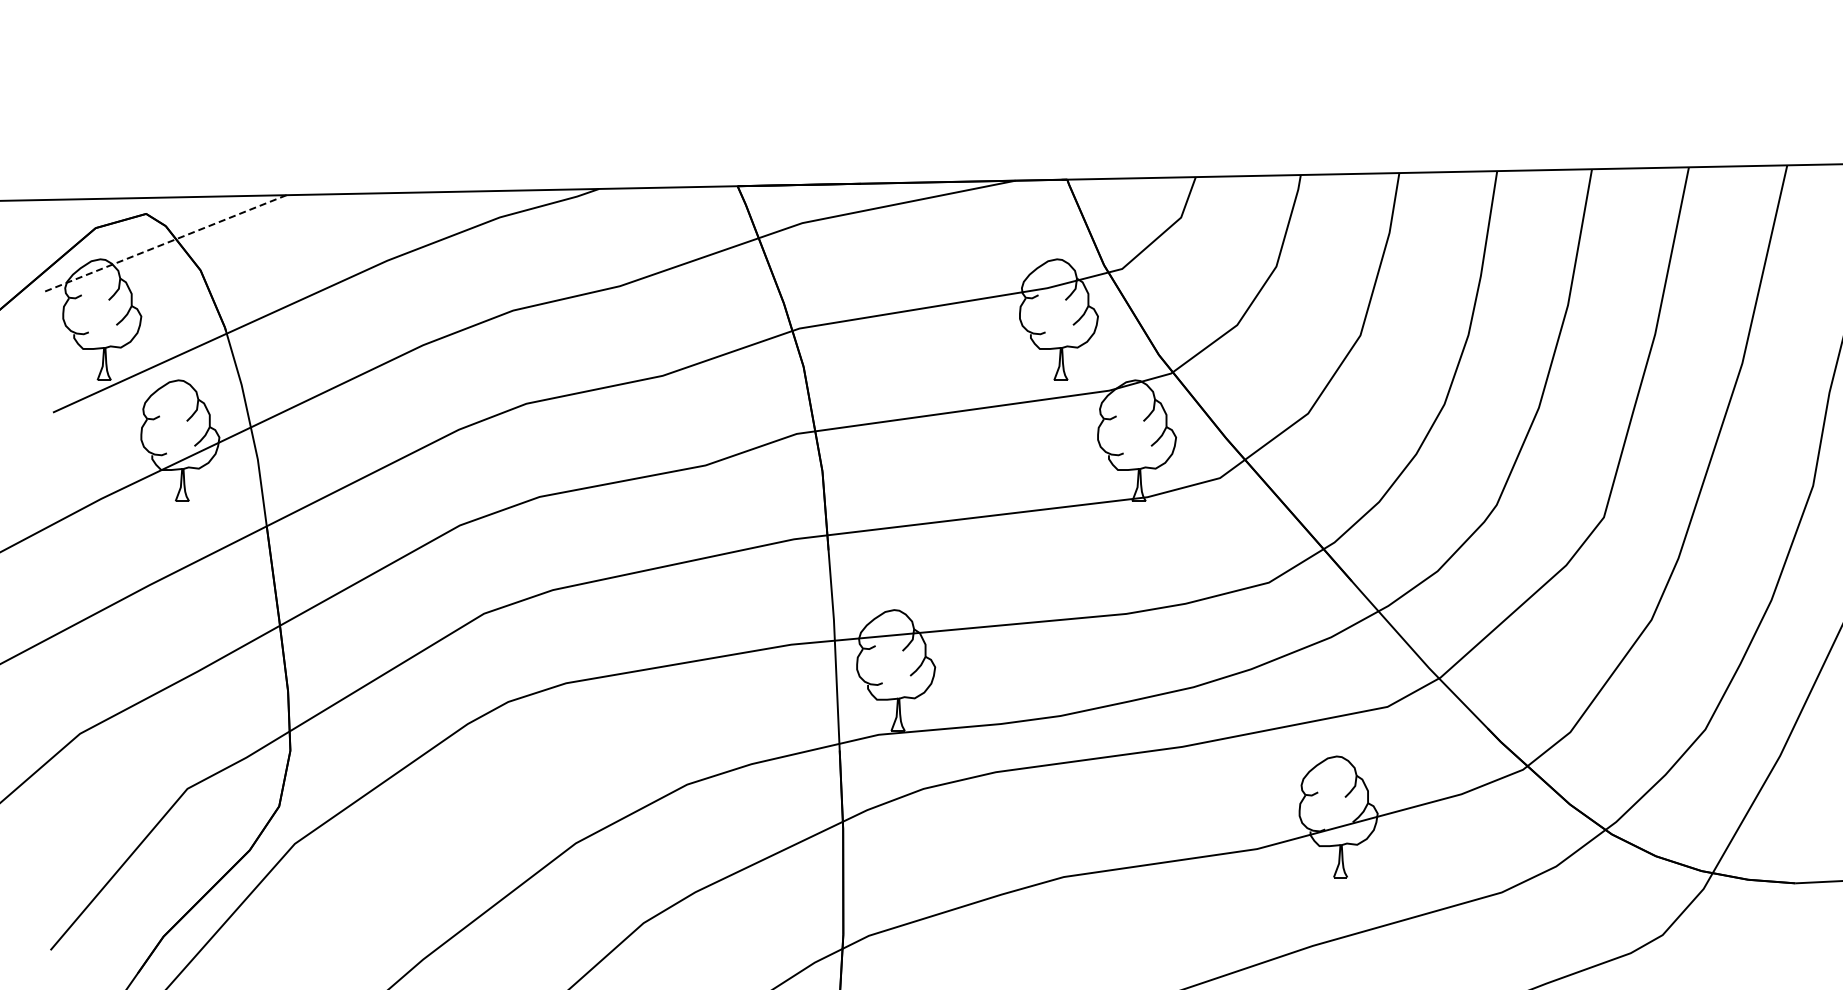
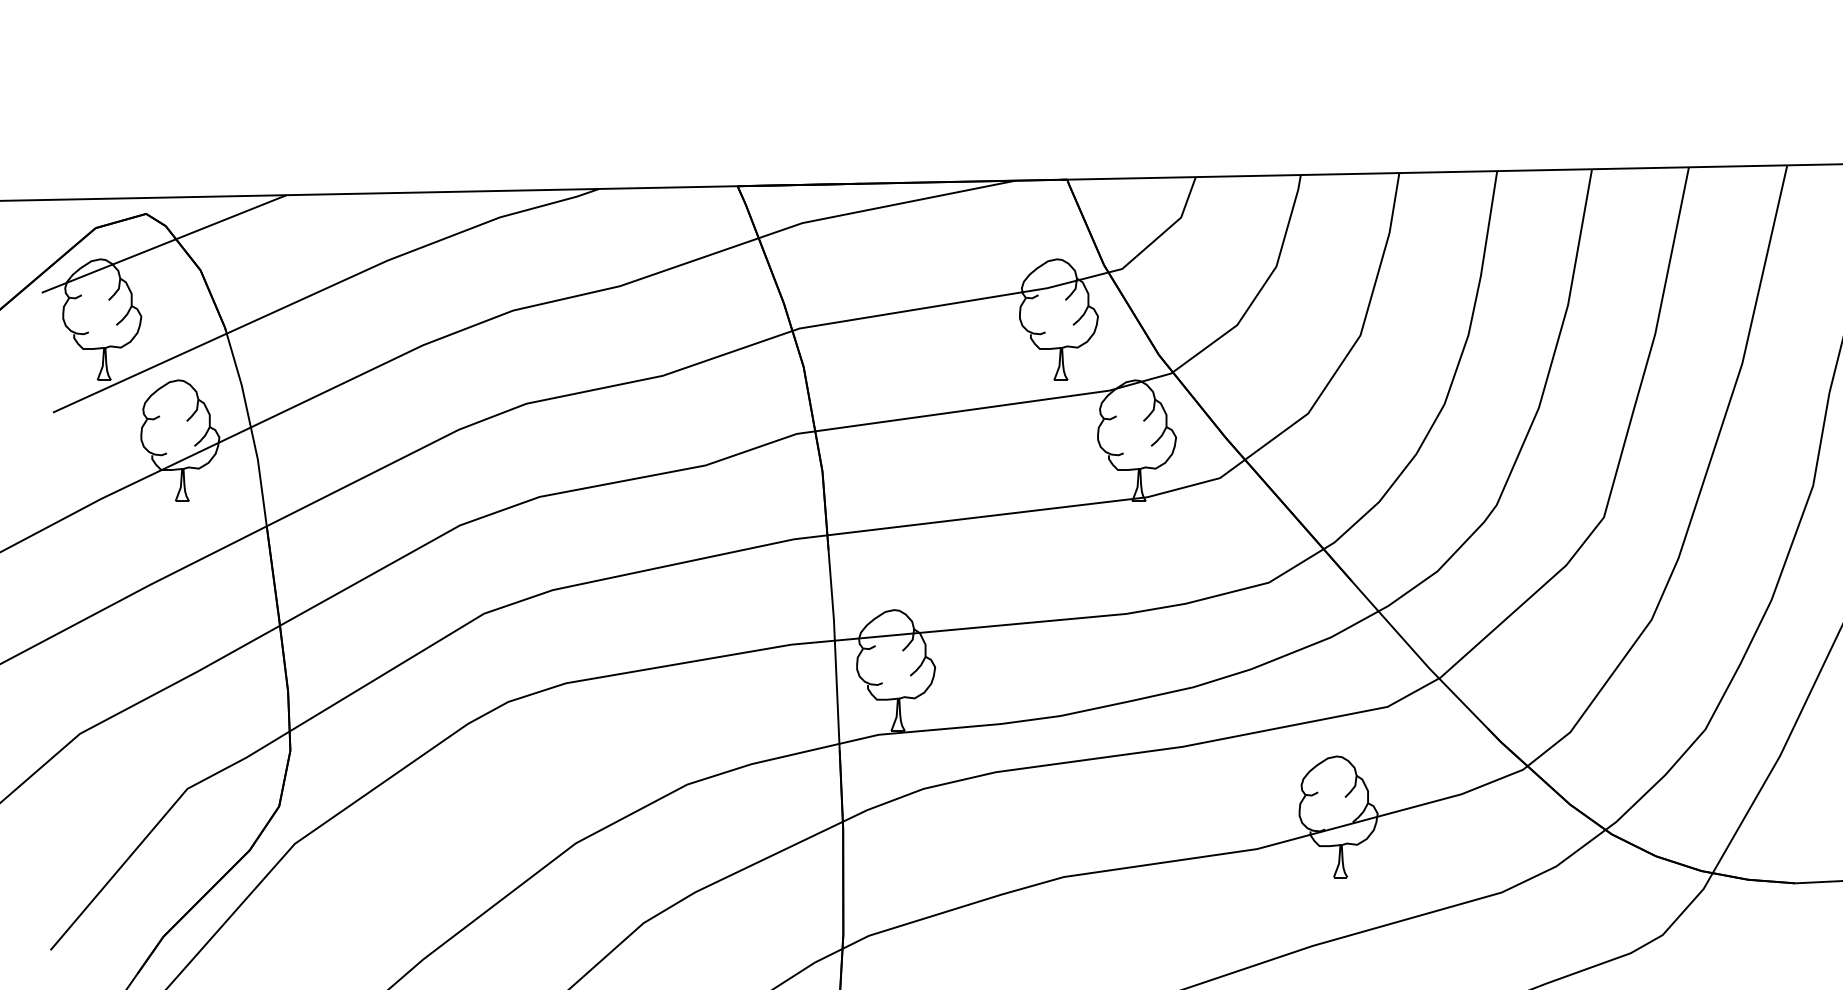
line: dashed -> solid (164, 244)
